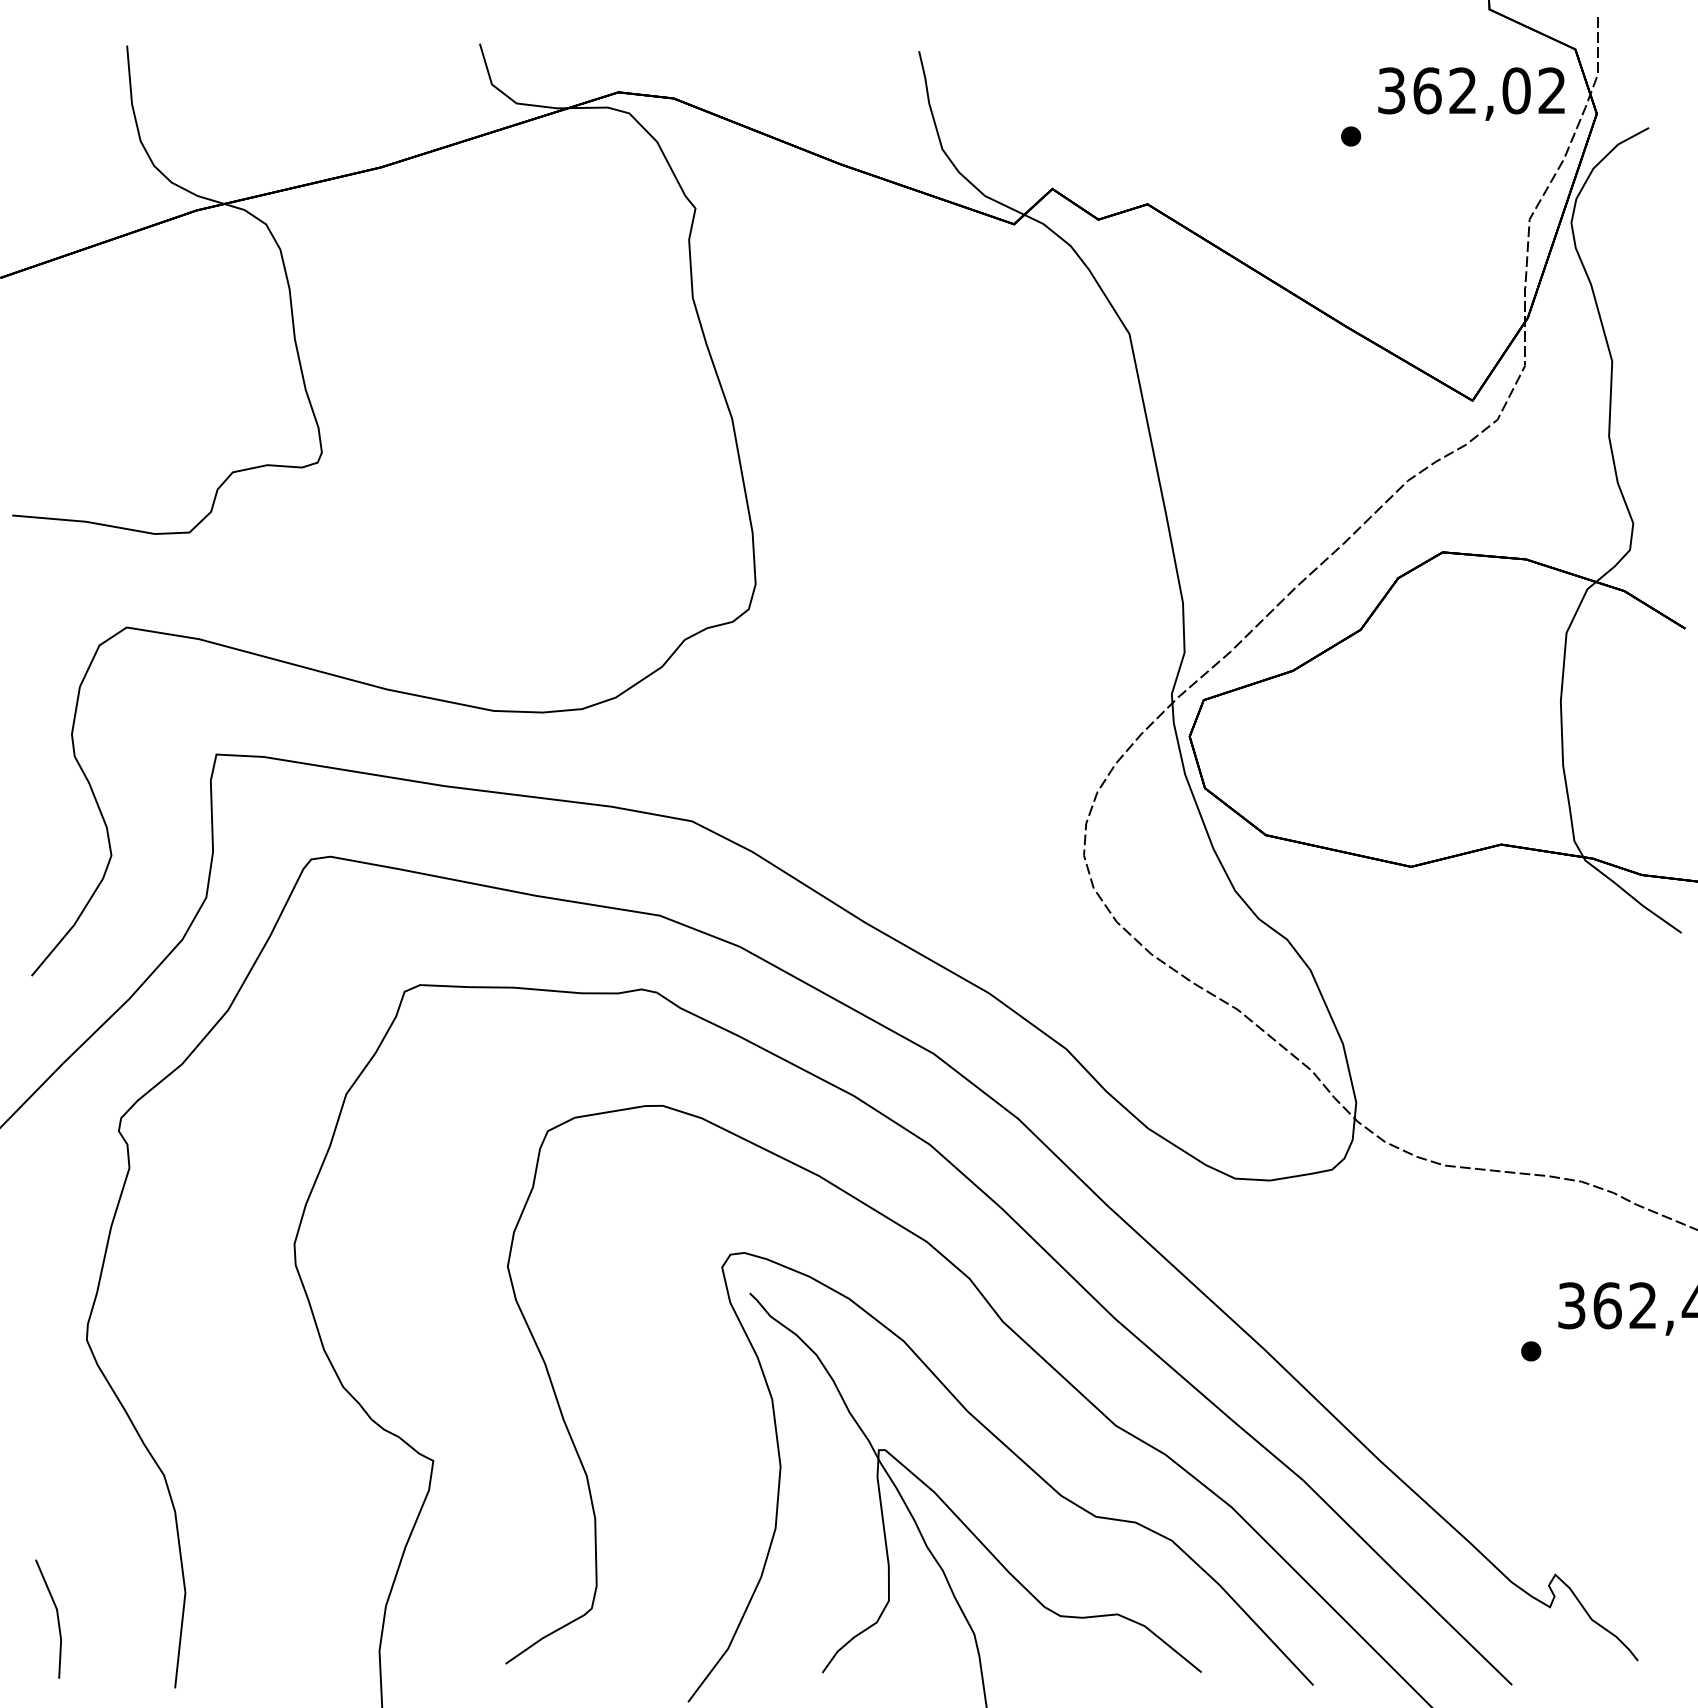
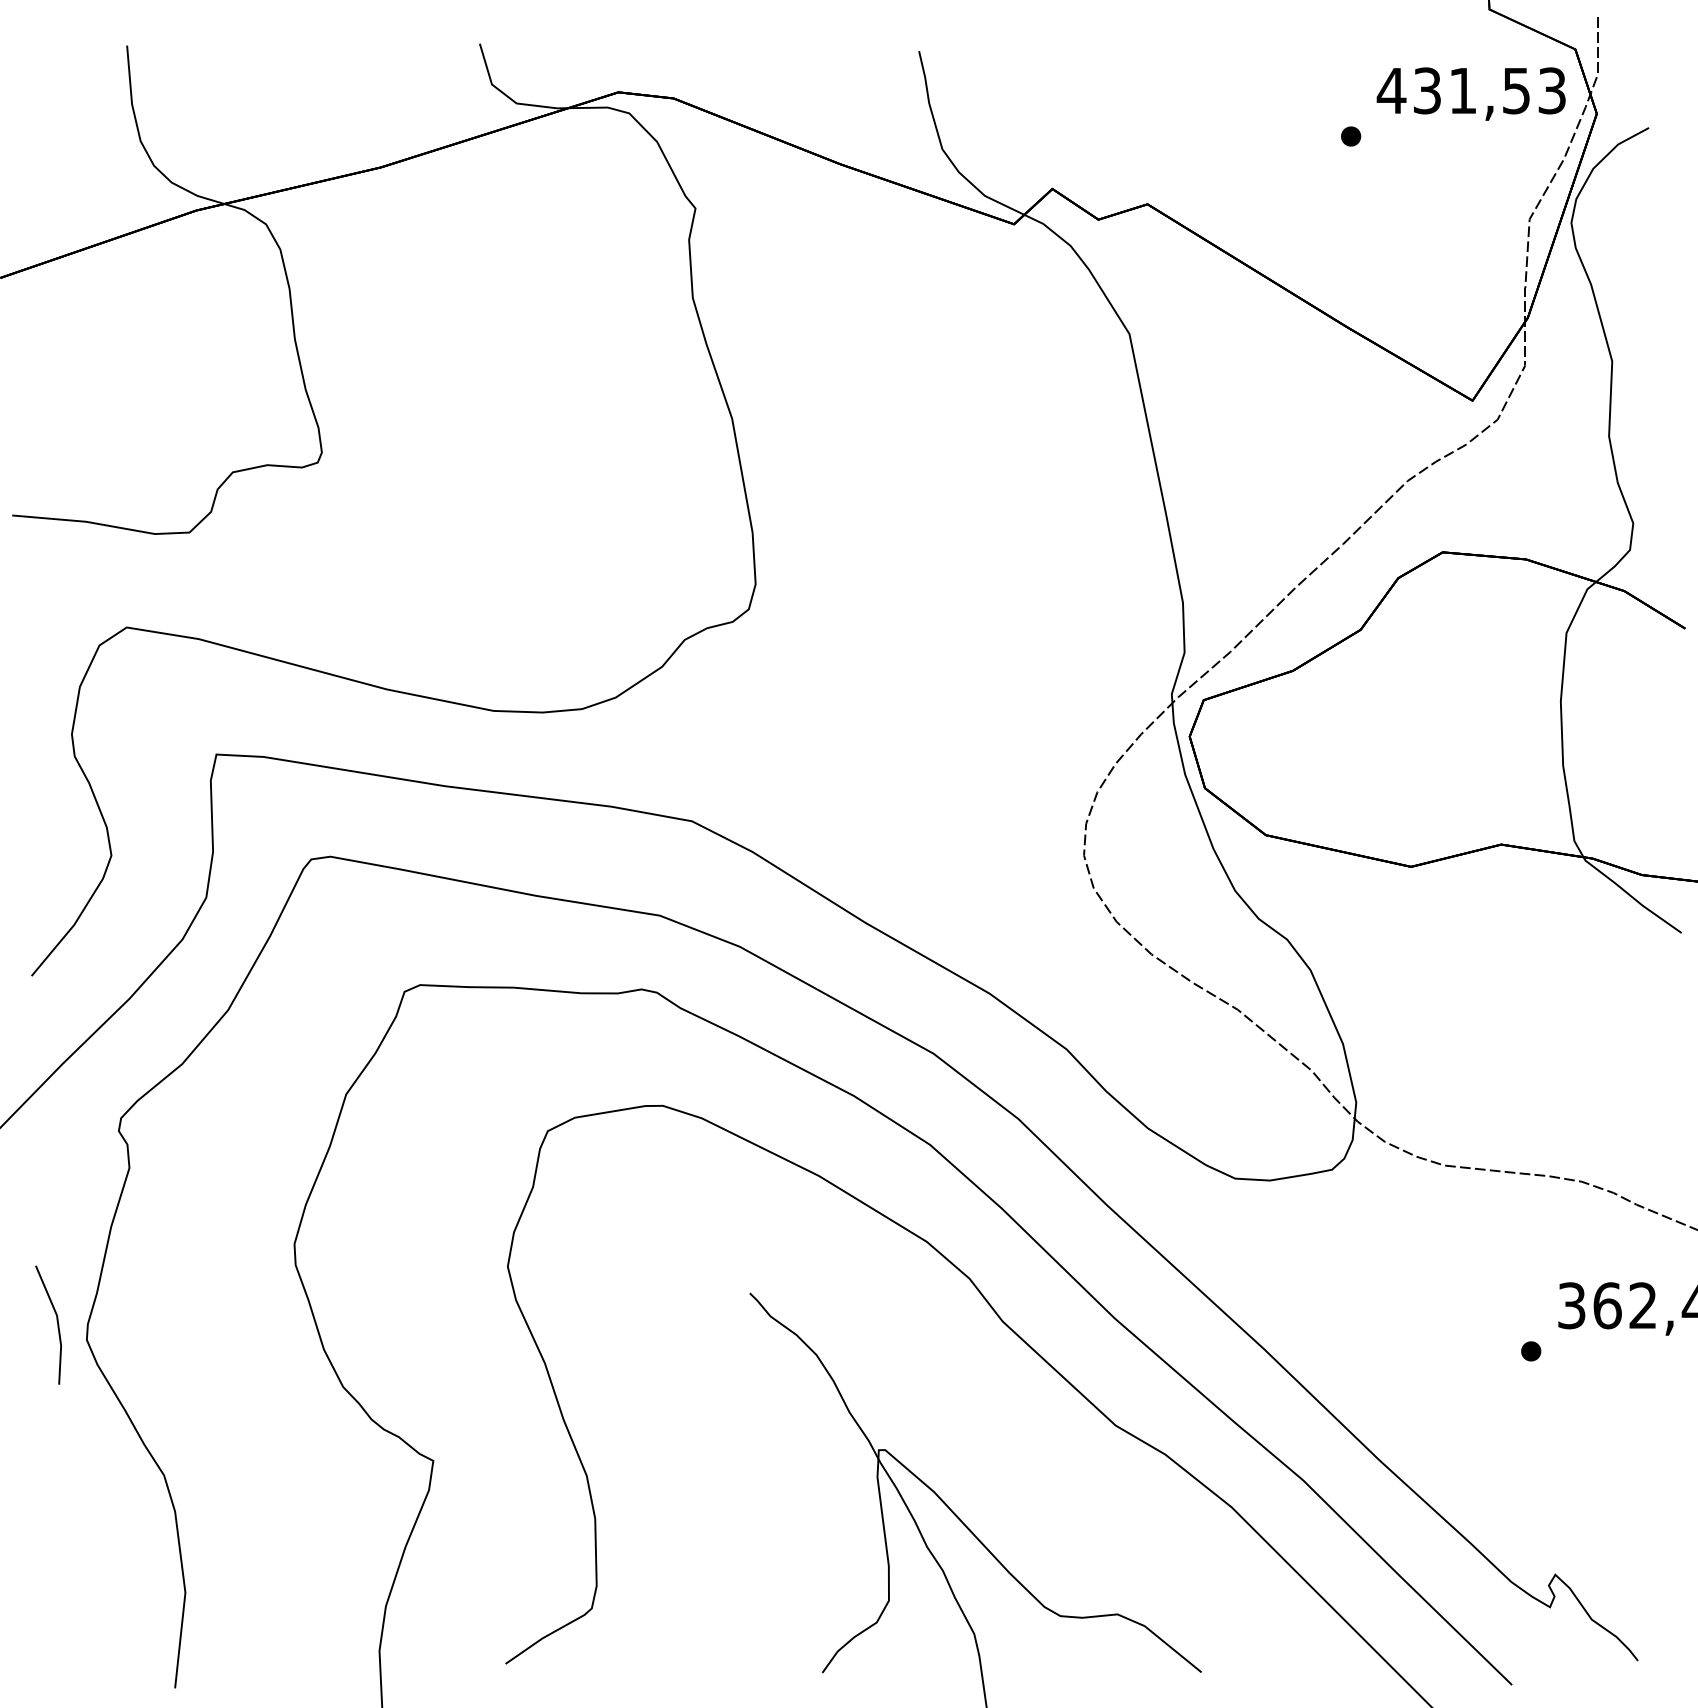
text: 362,02 -> 431,53 (1470, 90)
curve: present -> none (1018, 1458)
line position: (56, 1615) -> (56, 1321) (56, 1321)
